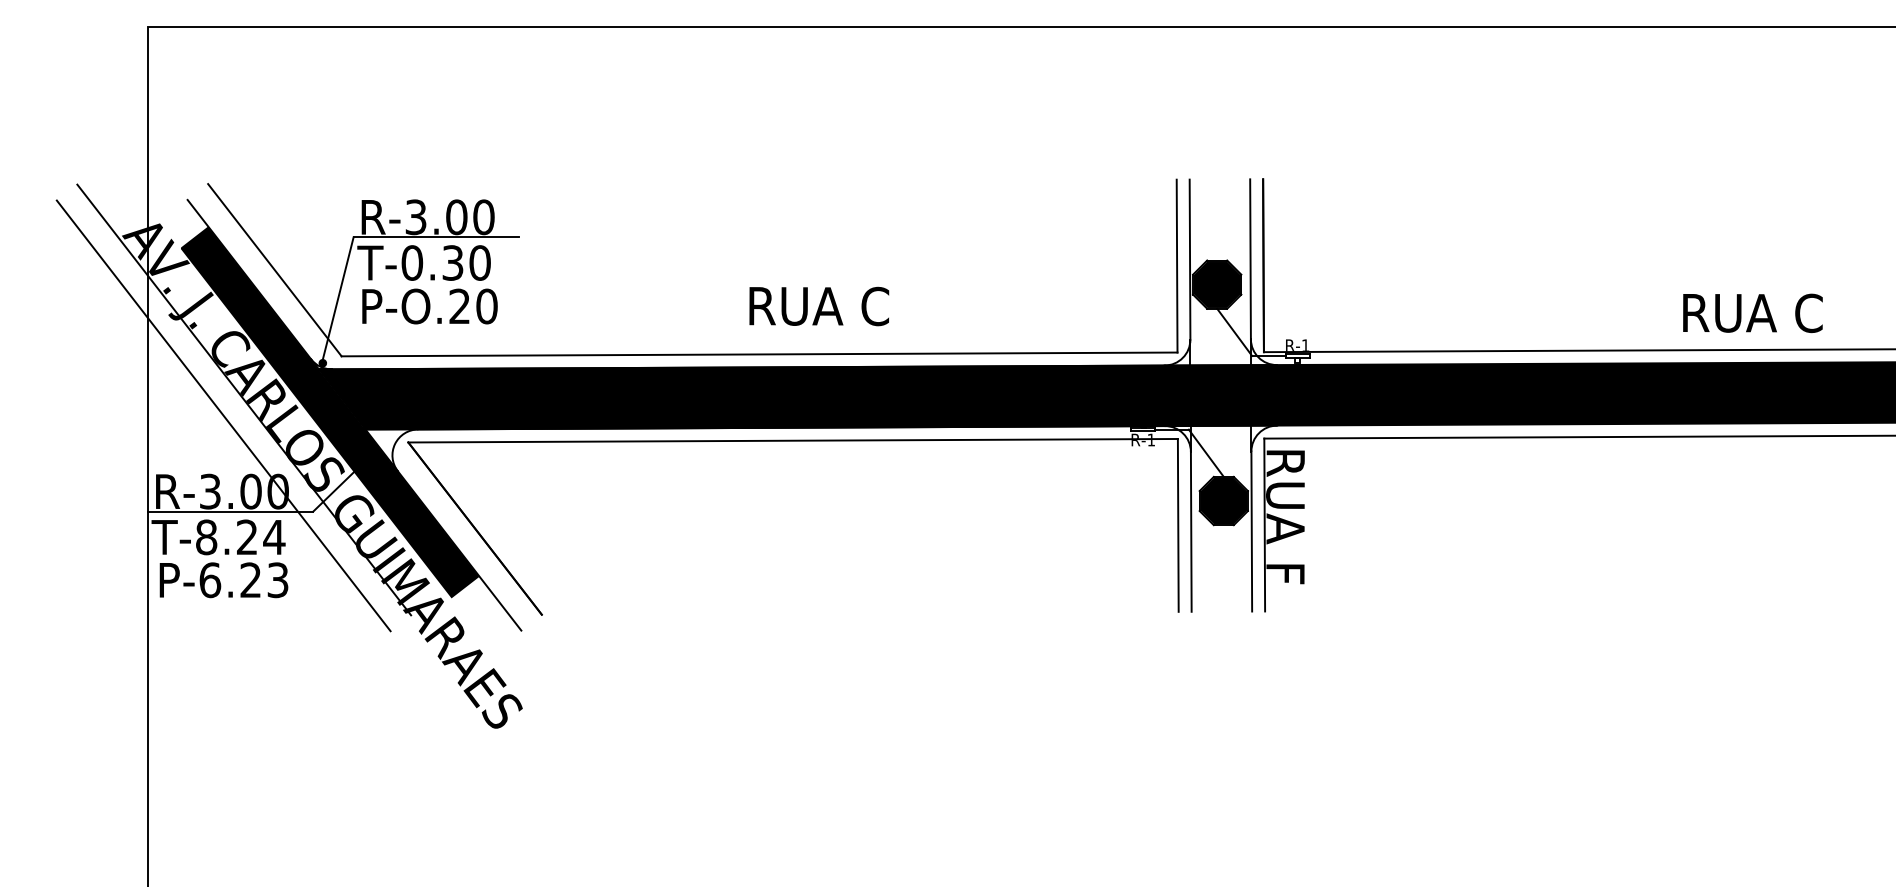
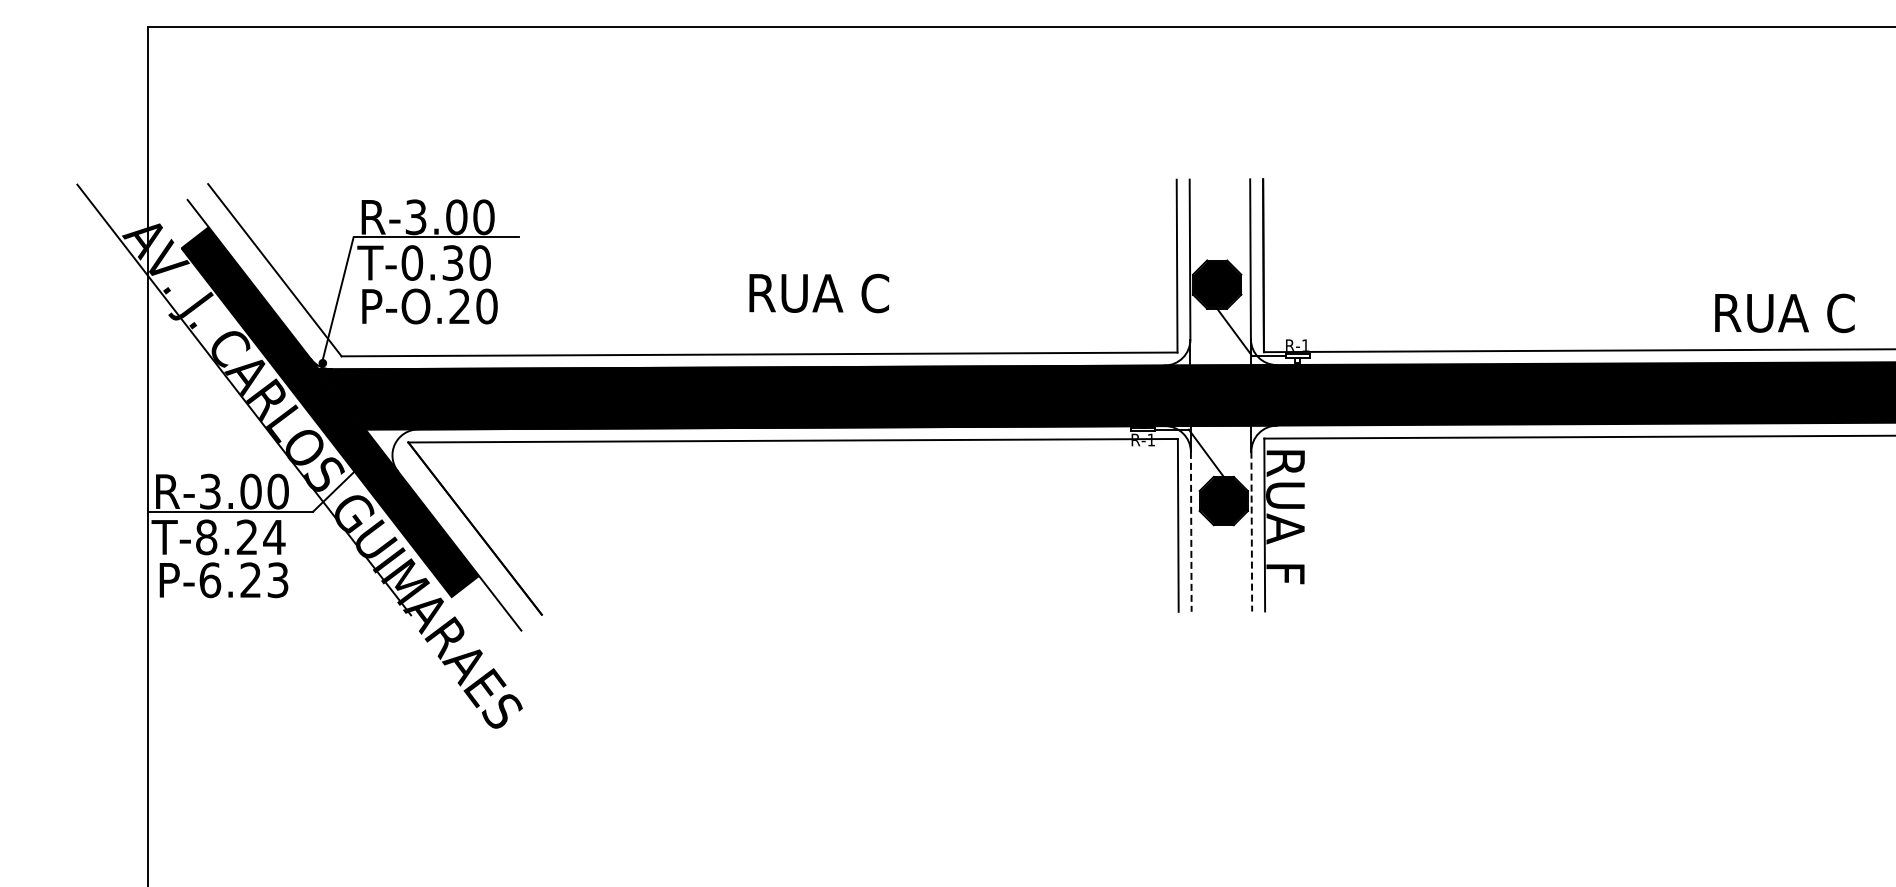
text position: (819, 306) -> (819, 293) (819, 293)
text position: (1752, 313) -> (1784, 313) (1784, 313)
line: present -> none (223, 415)
line: solid -> dashed (1191, 531)
line: solid -> dashed (1251, 531)
